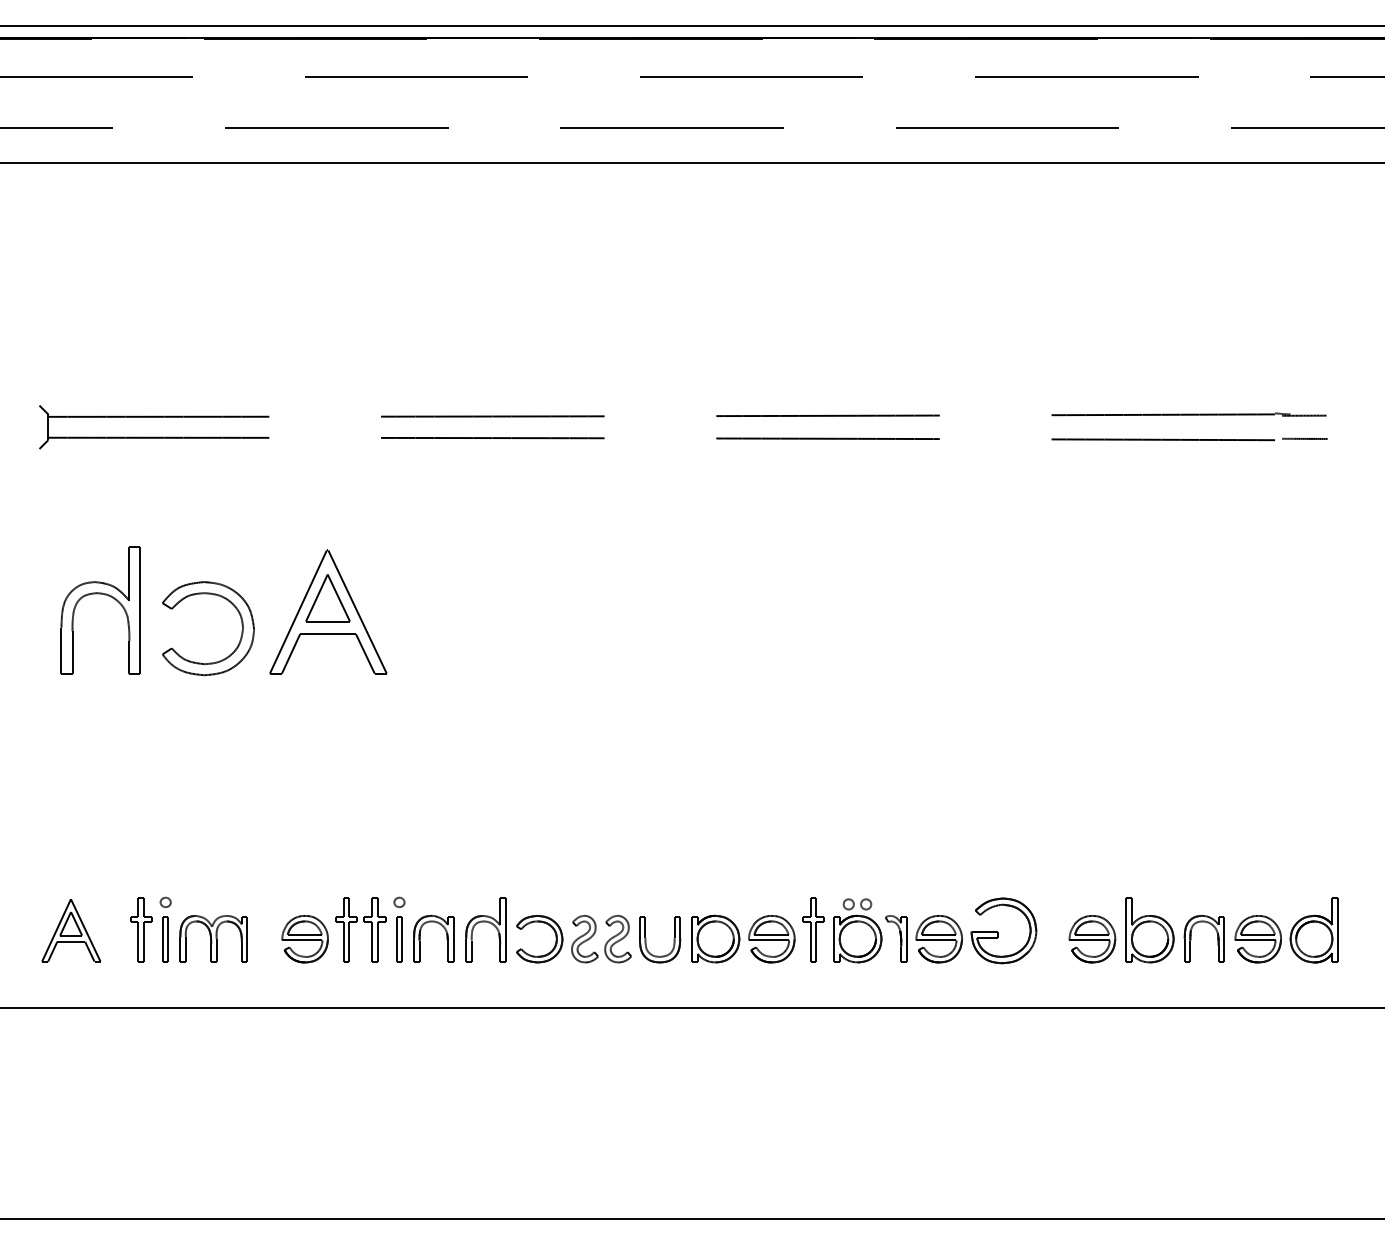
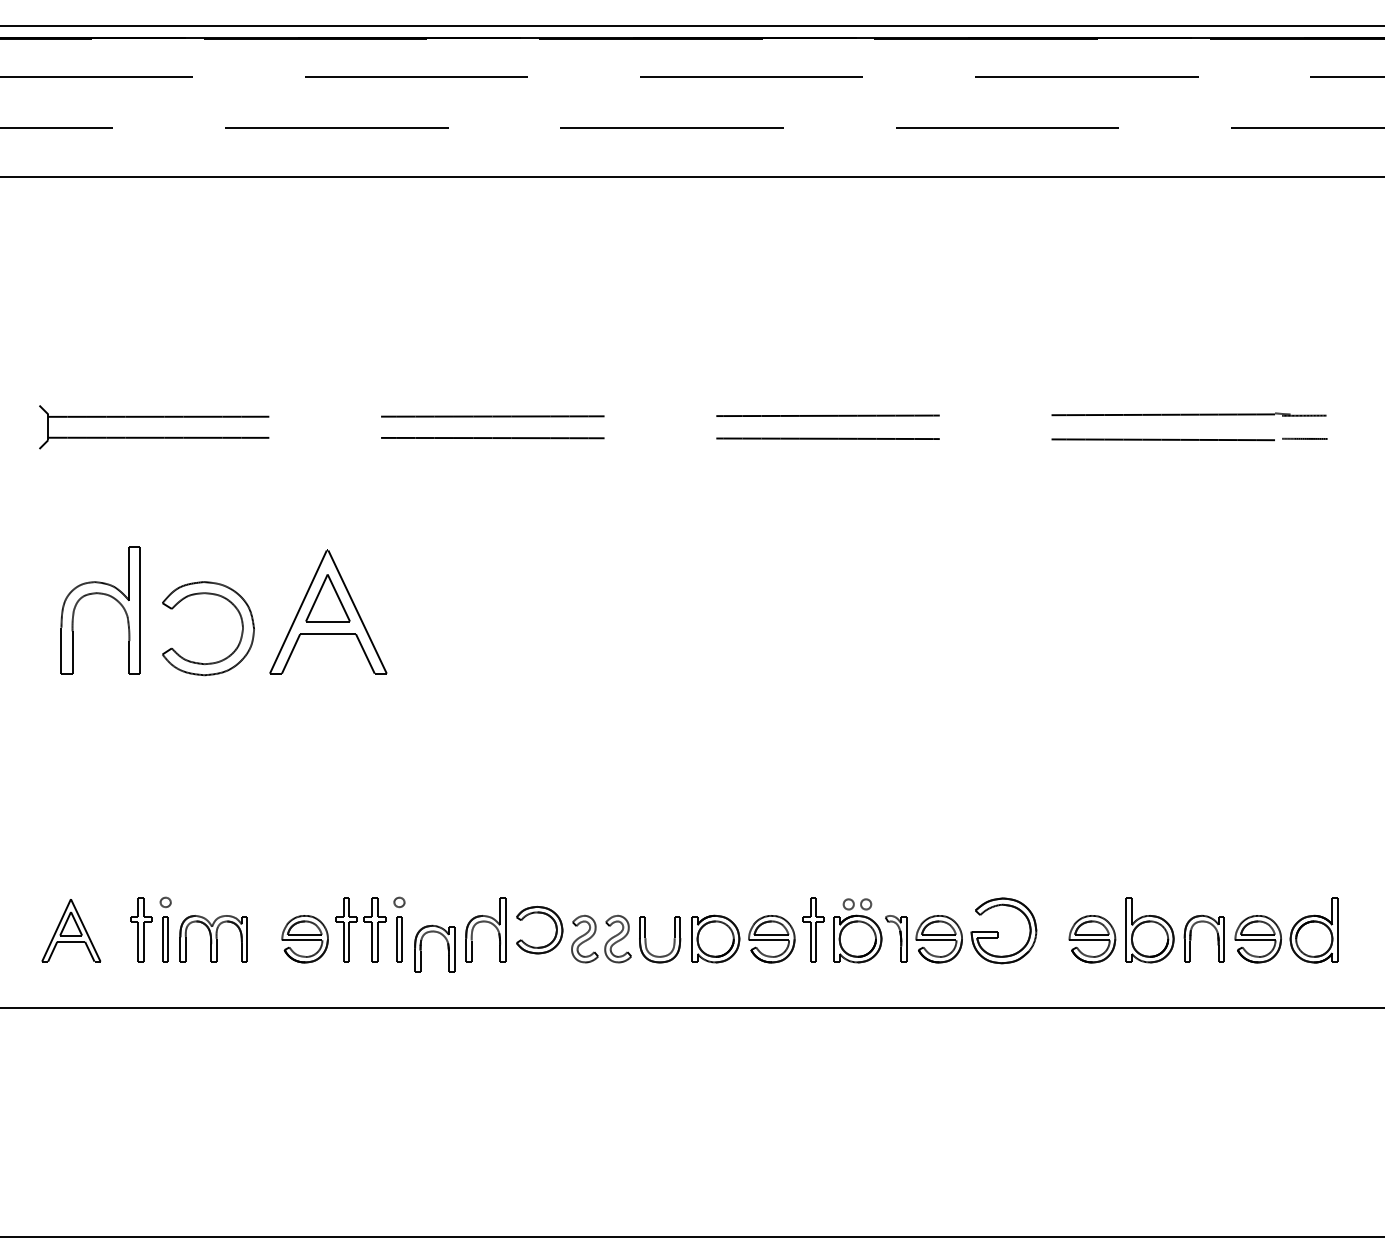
line position: (691, 163) -> (691, 177) (691, 177)
part position: (420, 938) -> (421, 948) (421, 948)
part position: (548, 952) -> (548, 943) (548, 943)
line position: (691, 1219) -> (691, 1237) (691, 1237)
